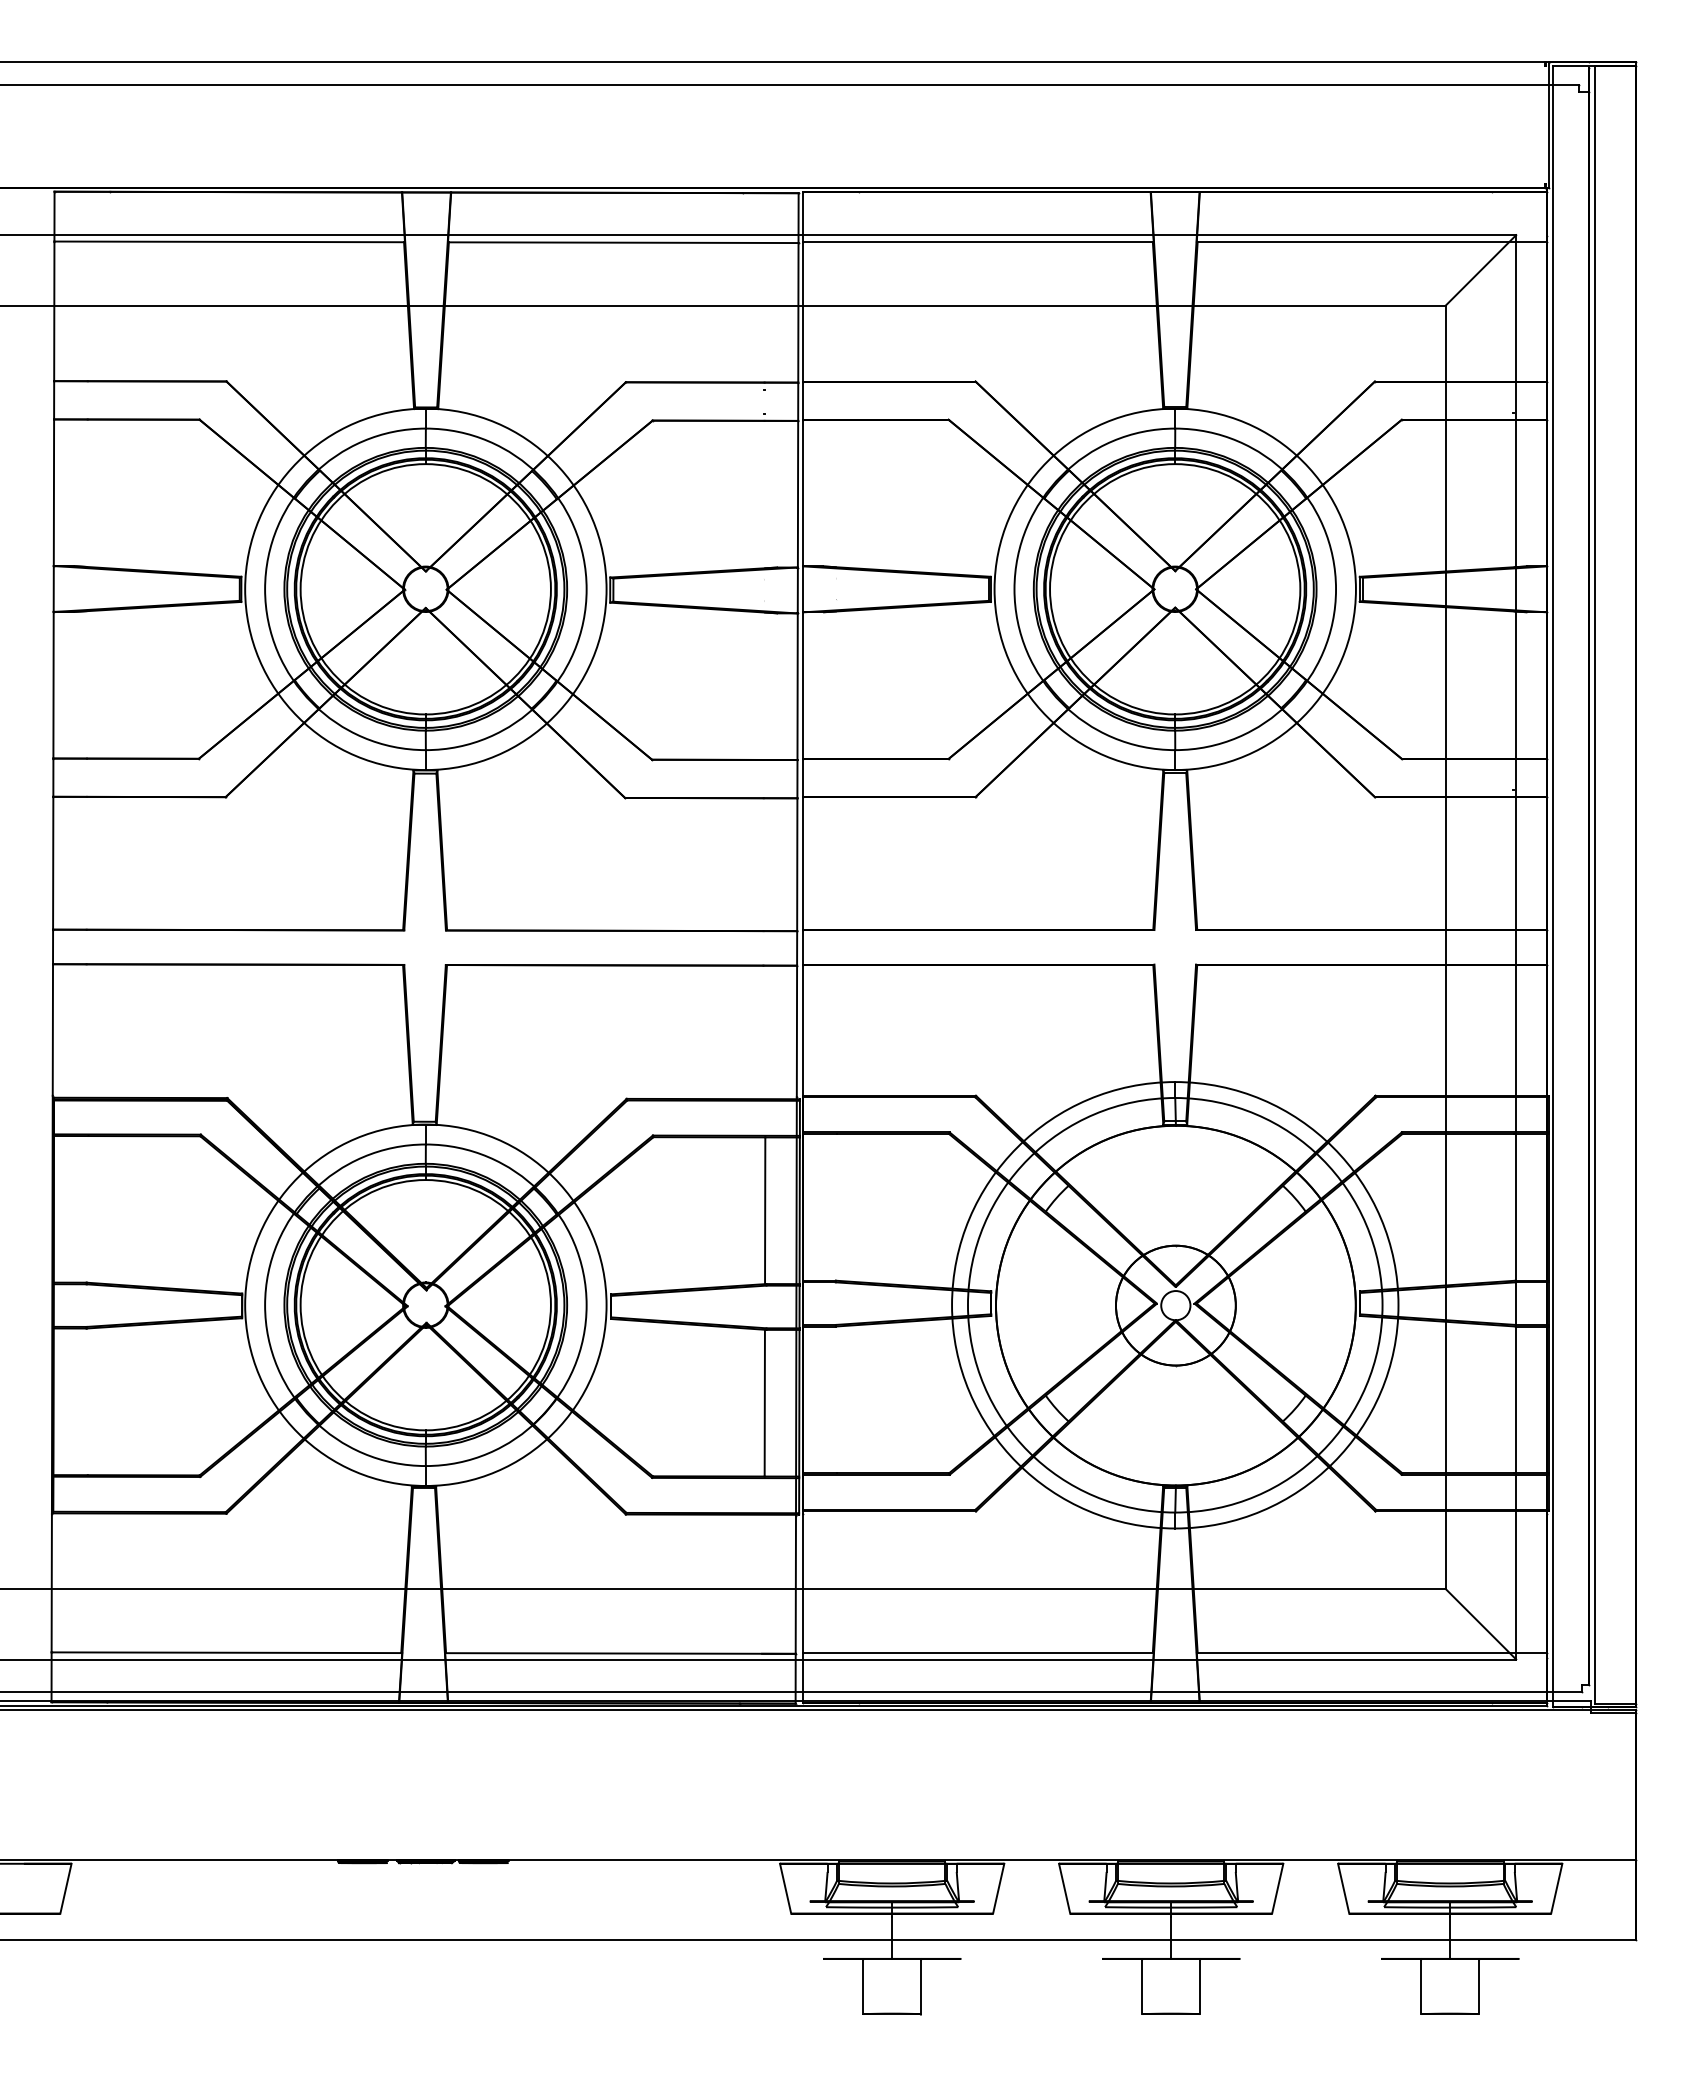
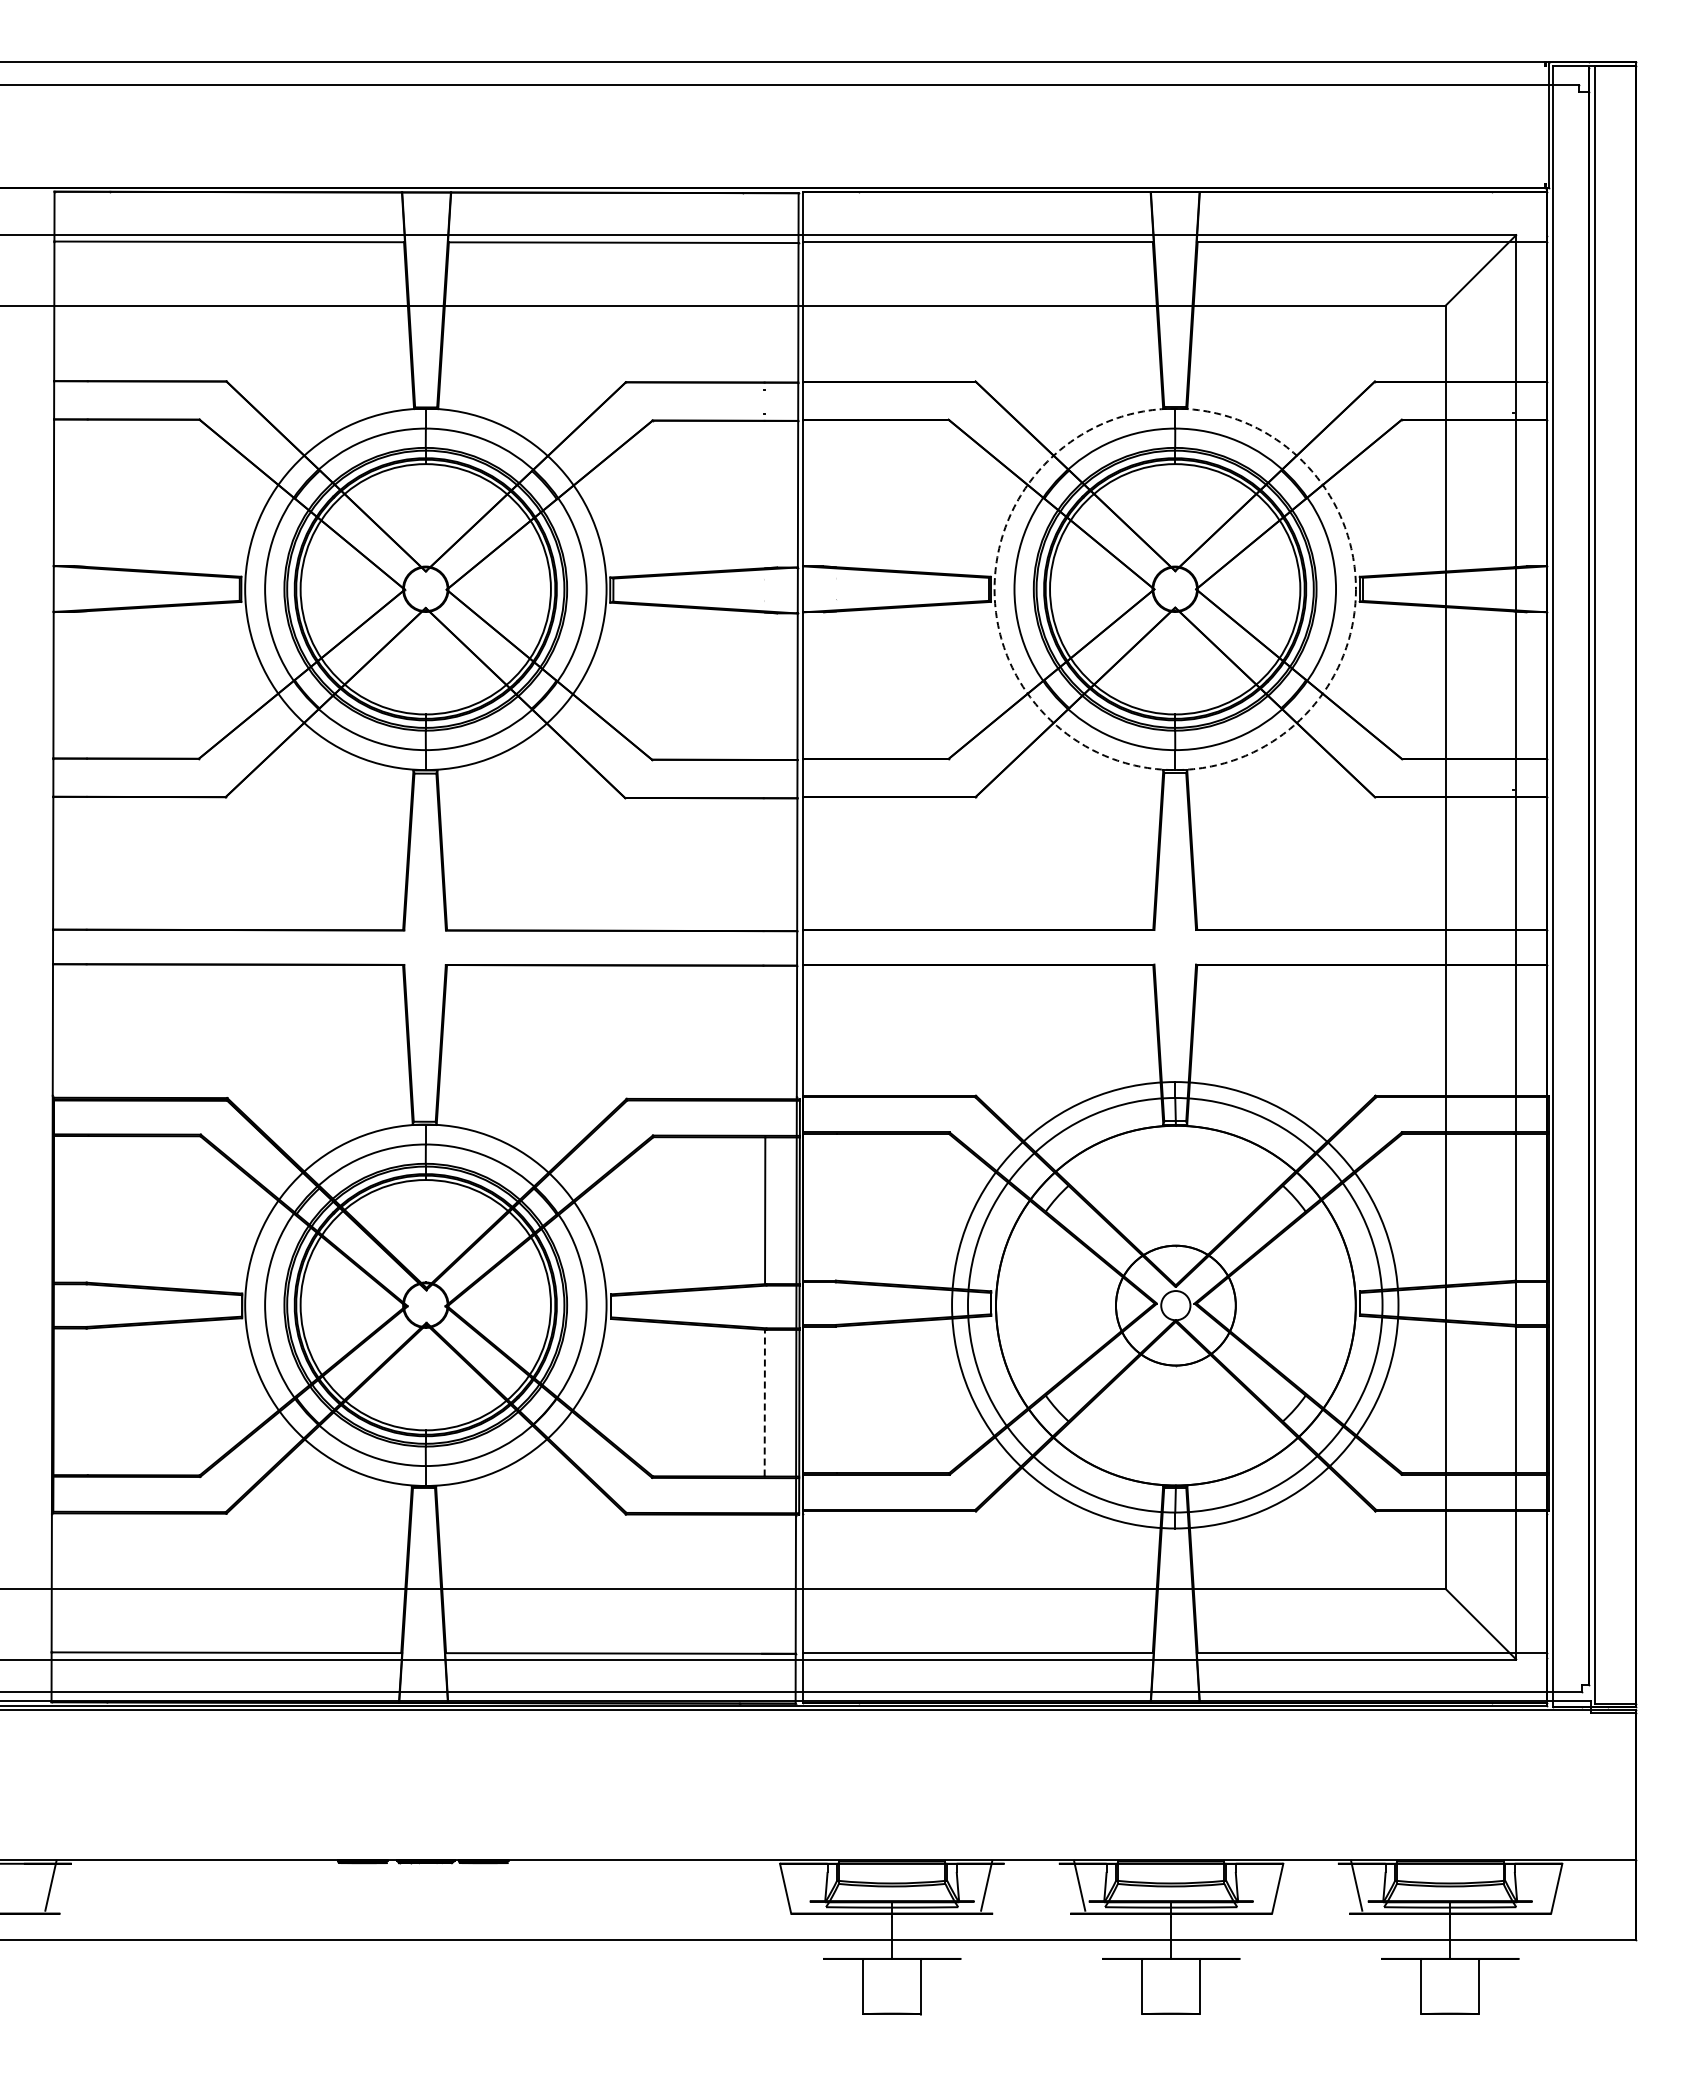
circle: solid -> dashed (1174, 589)
line: solid -> dashed (764, 1402)
line position: (65, 1888) -> (50, 1885) (50, 1885)
line position: (998, 1888) -> (986, 1885) (986, 1885)
line position: (1064, 1888) -> (1079, 1885) (1079, 1885)
line position: (1343, 1888) -> (1356, 1885) (1356, 1885)
